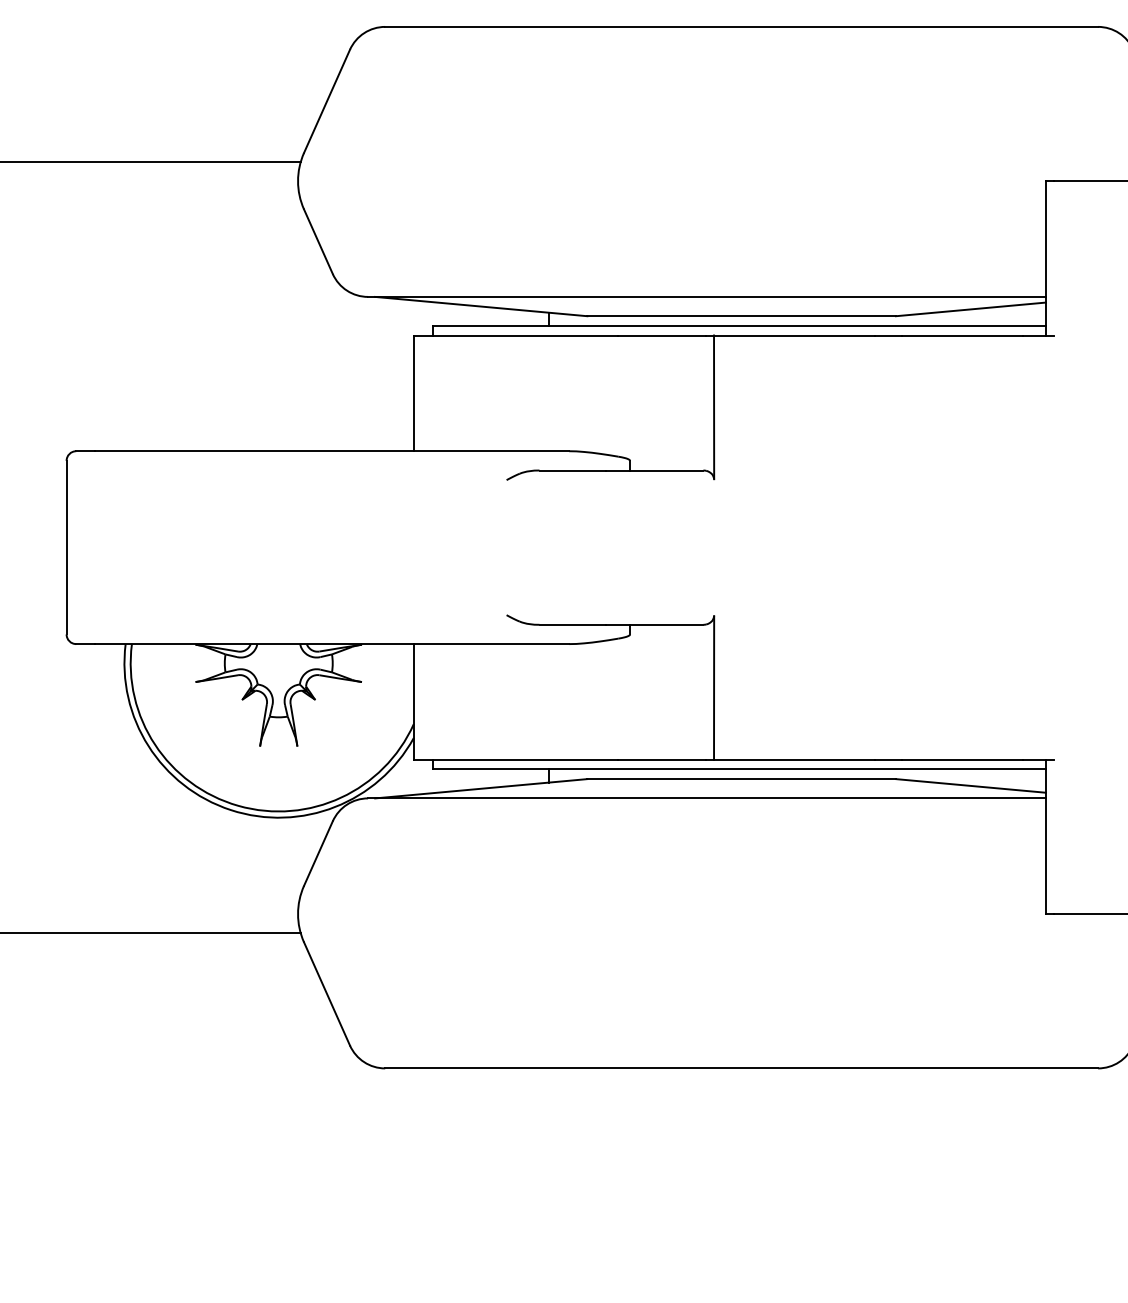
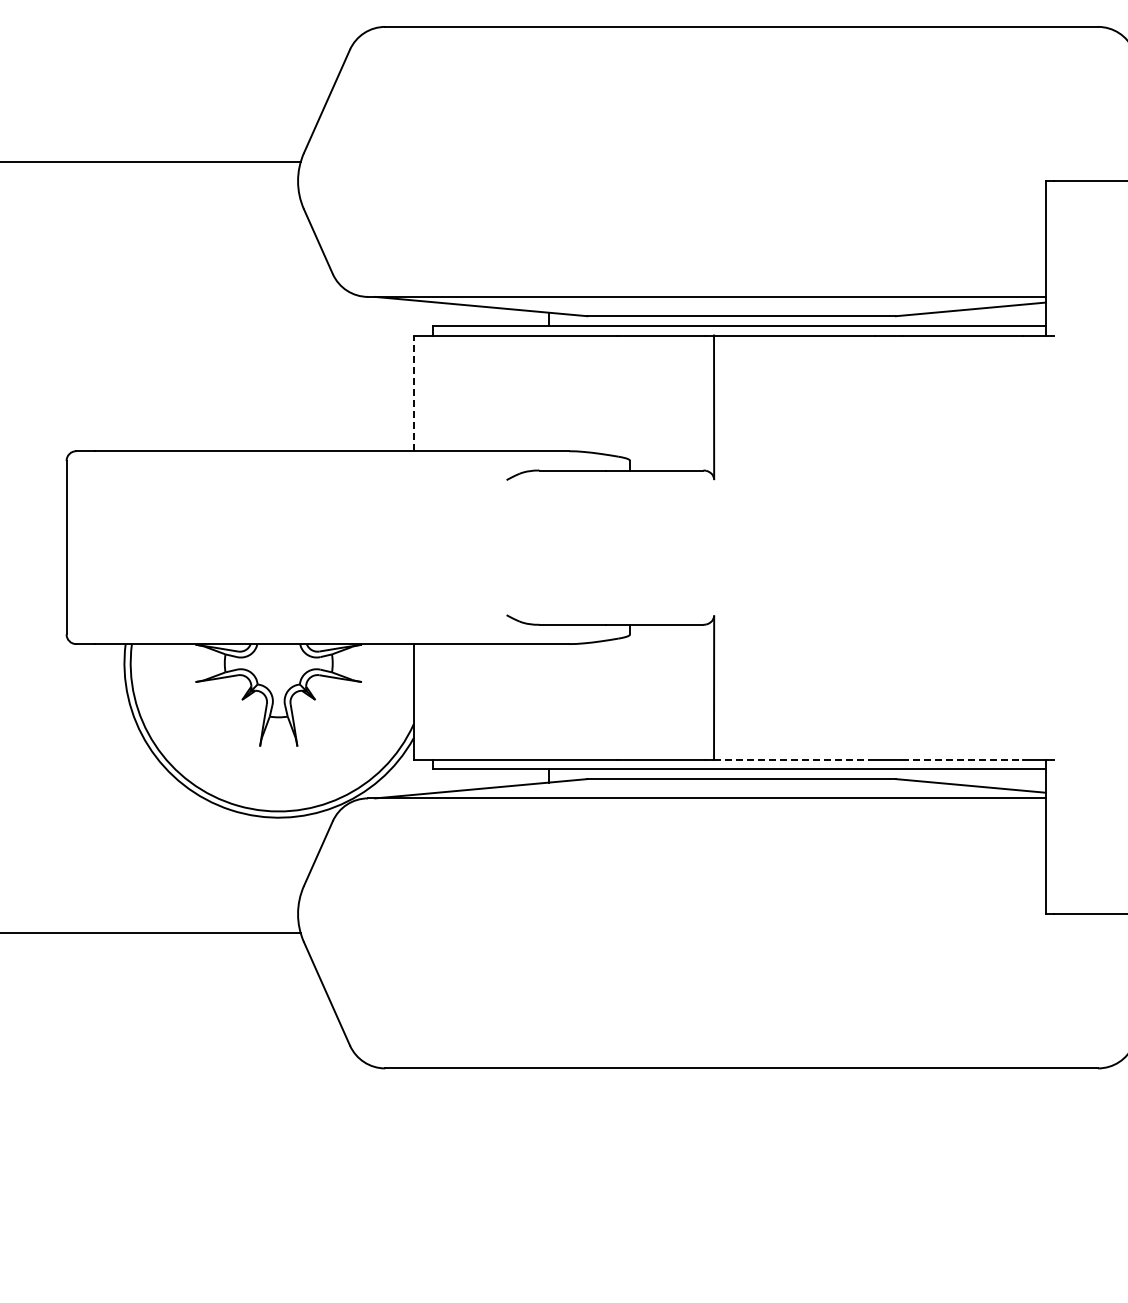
line: solid -> dashed (413, 393)
line: solid -> dashed (794, 759)
line: solid -> dashed (962, 759)
